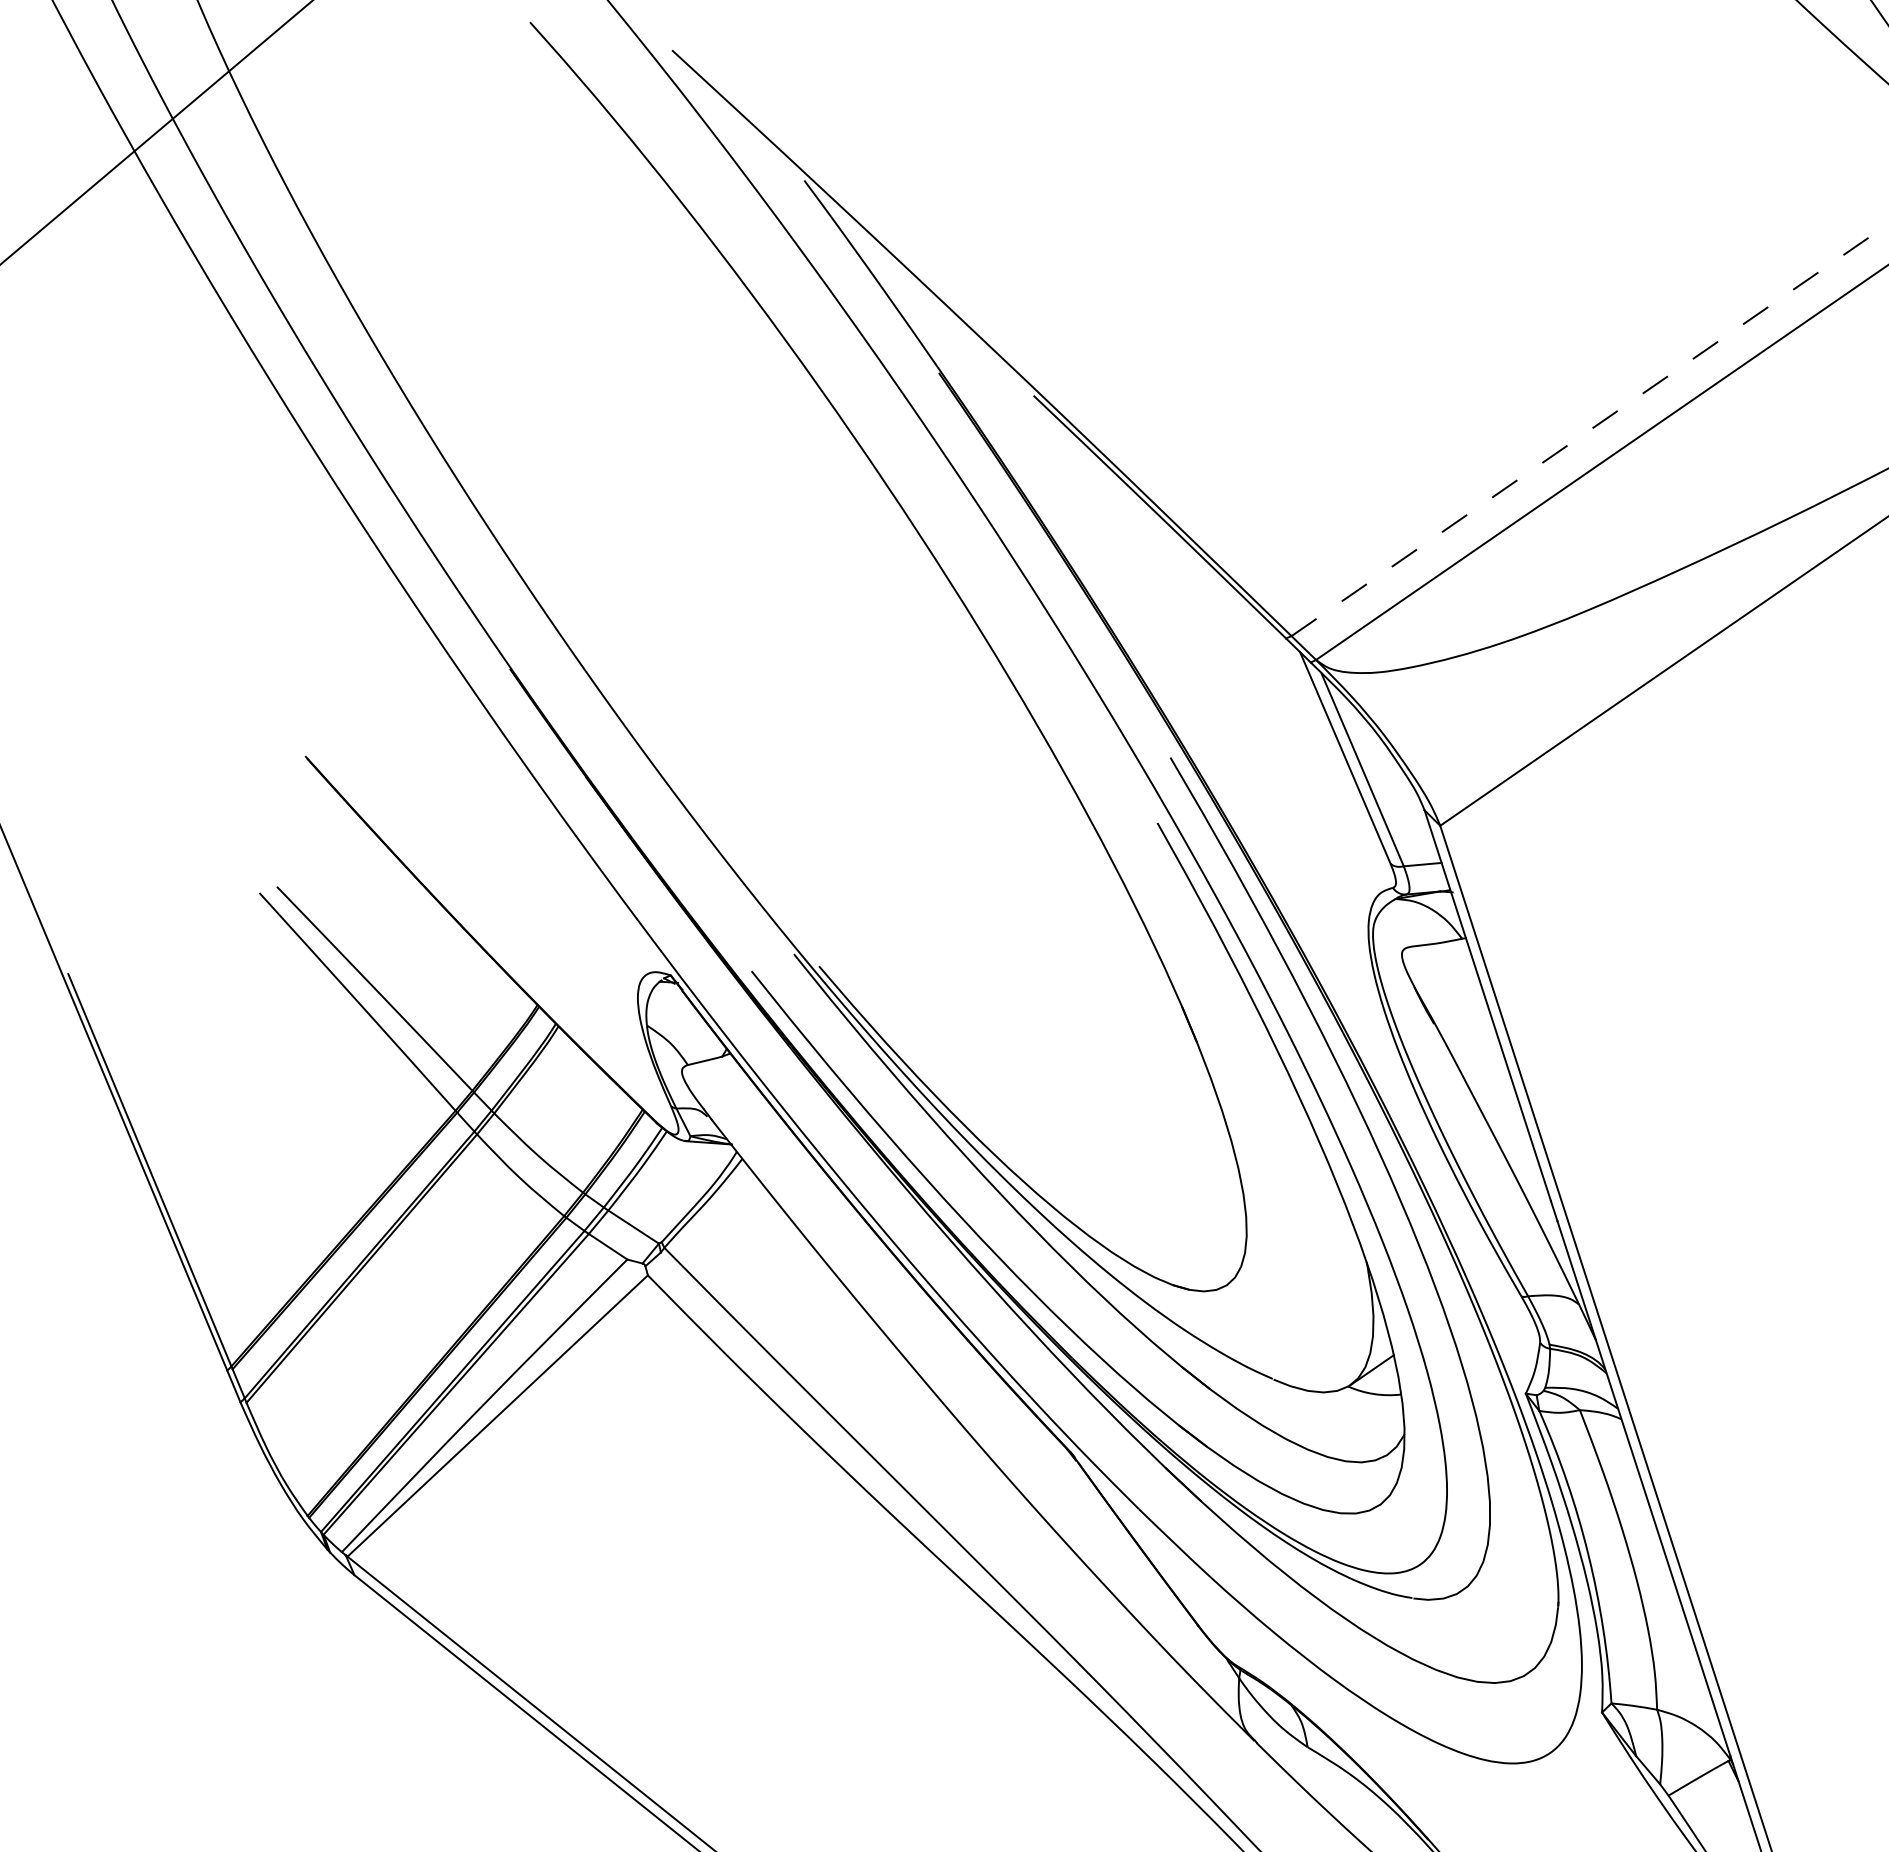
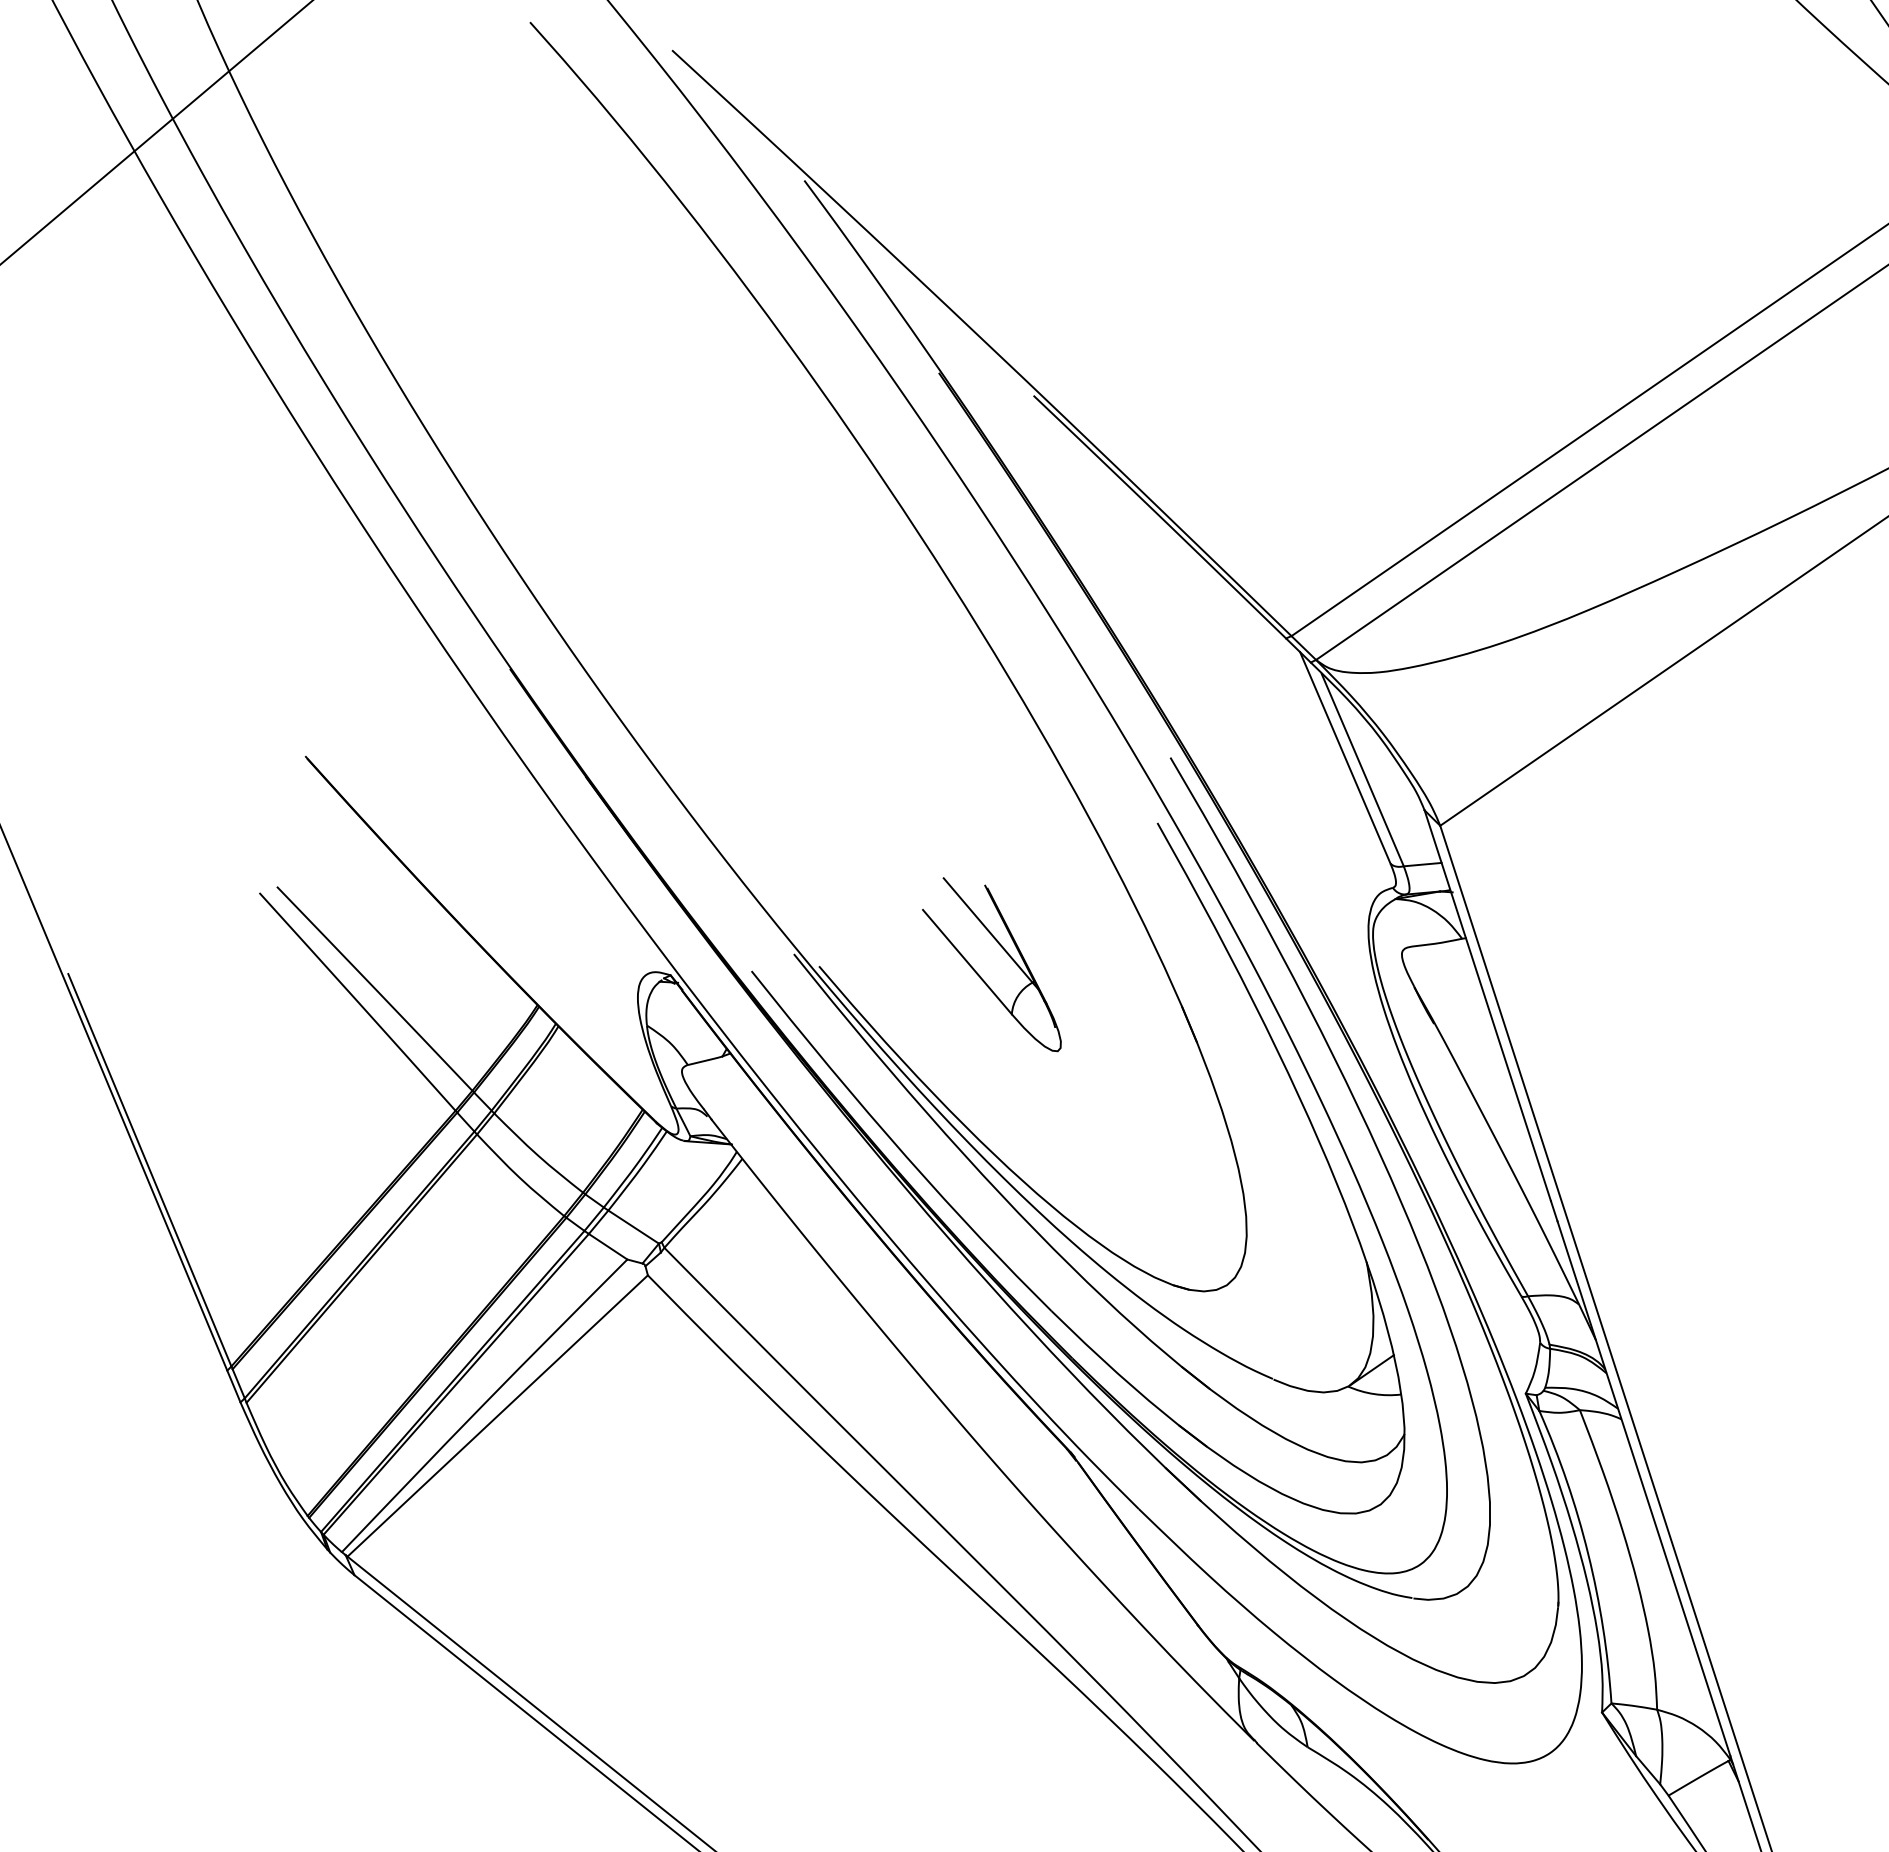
line: dashed -> solid (1590, 429)
part: none -> present (980, 975)
